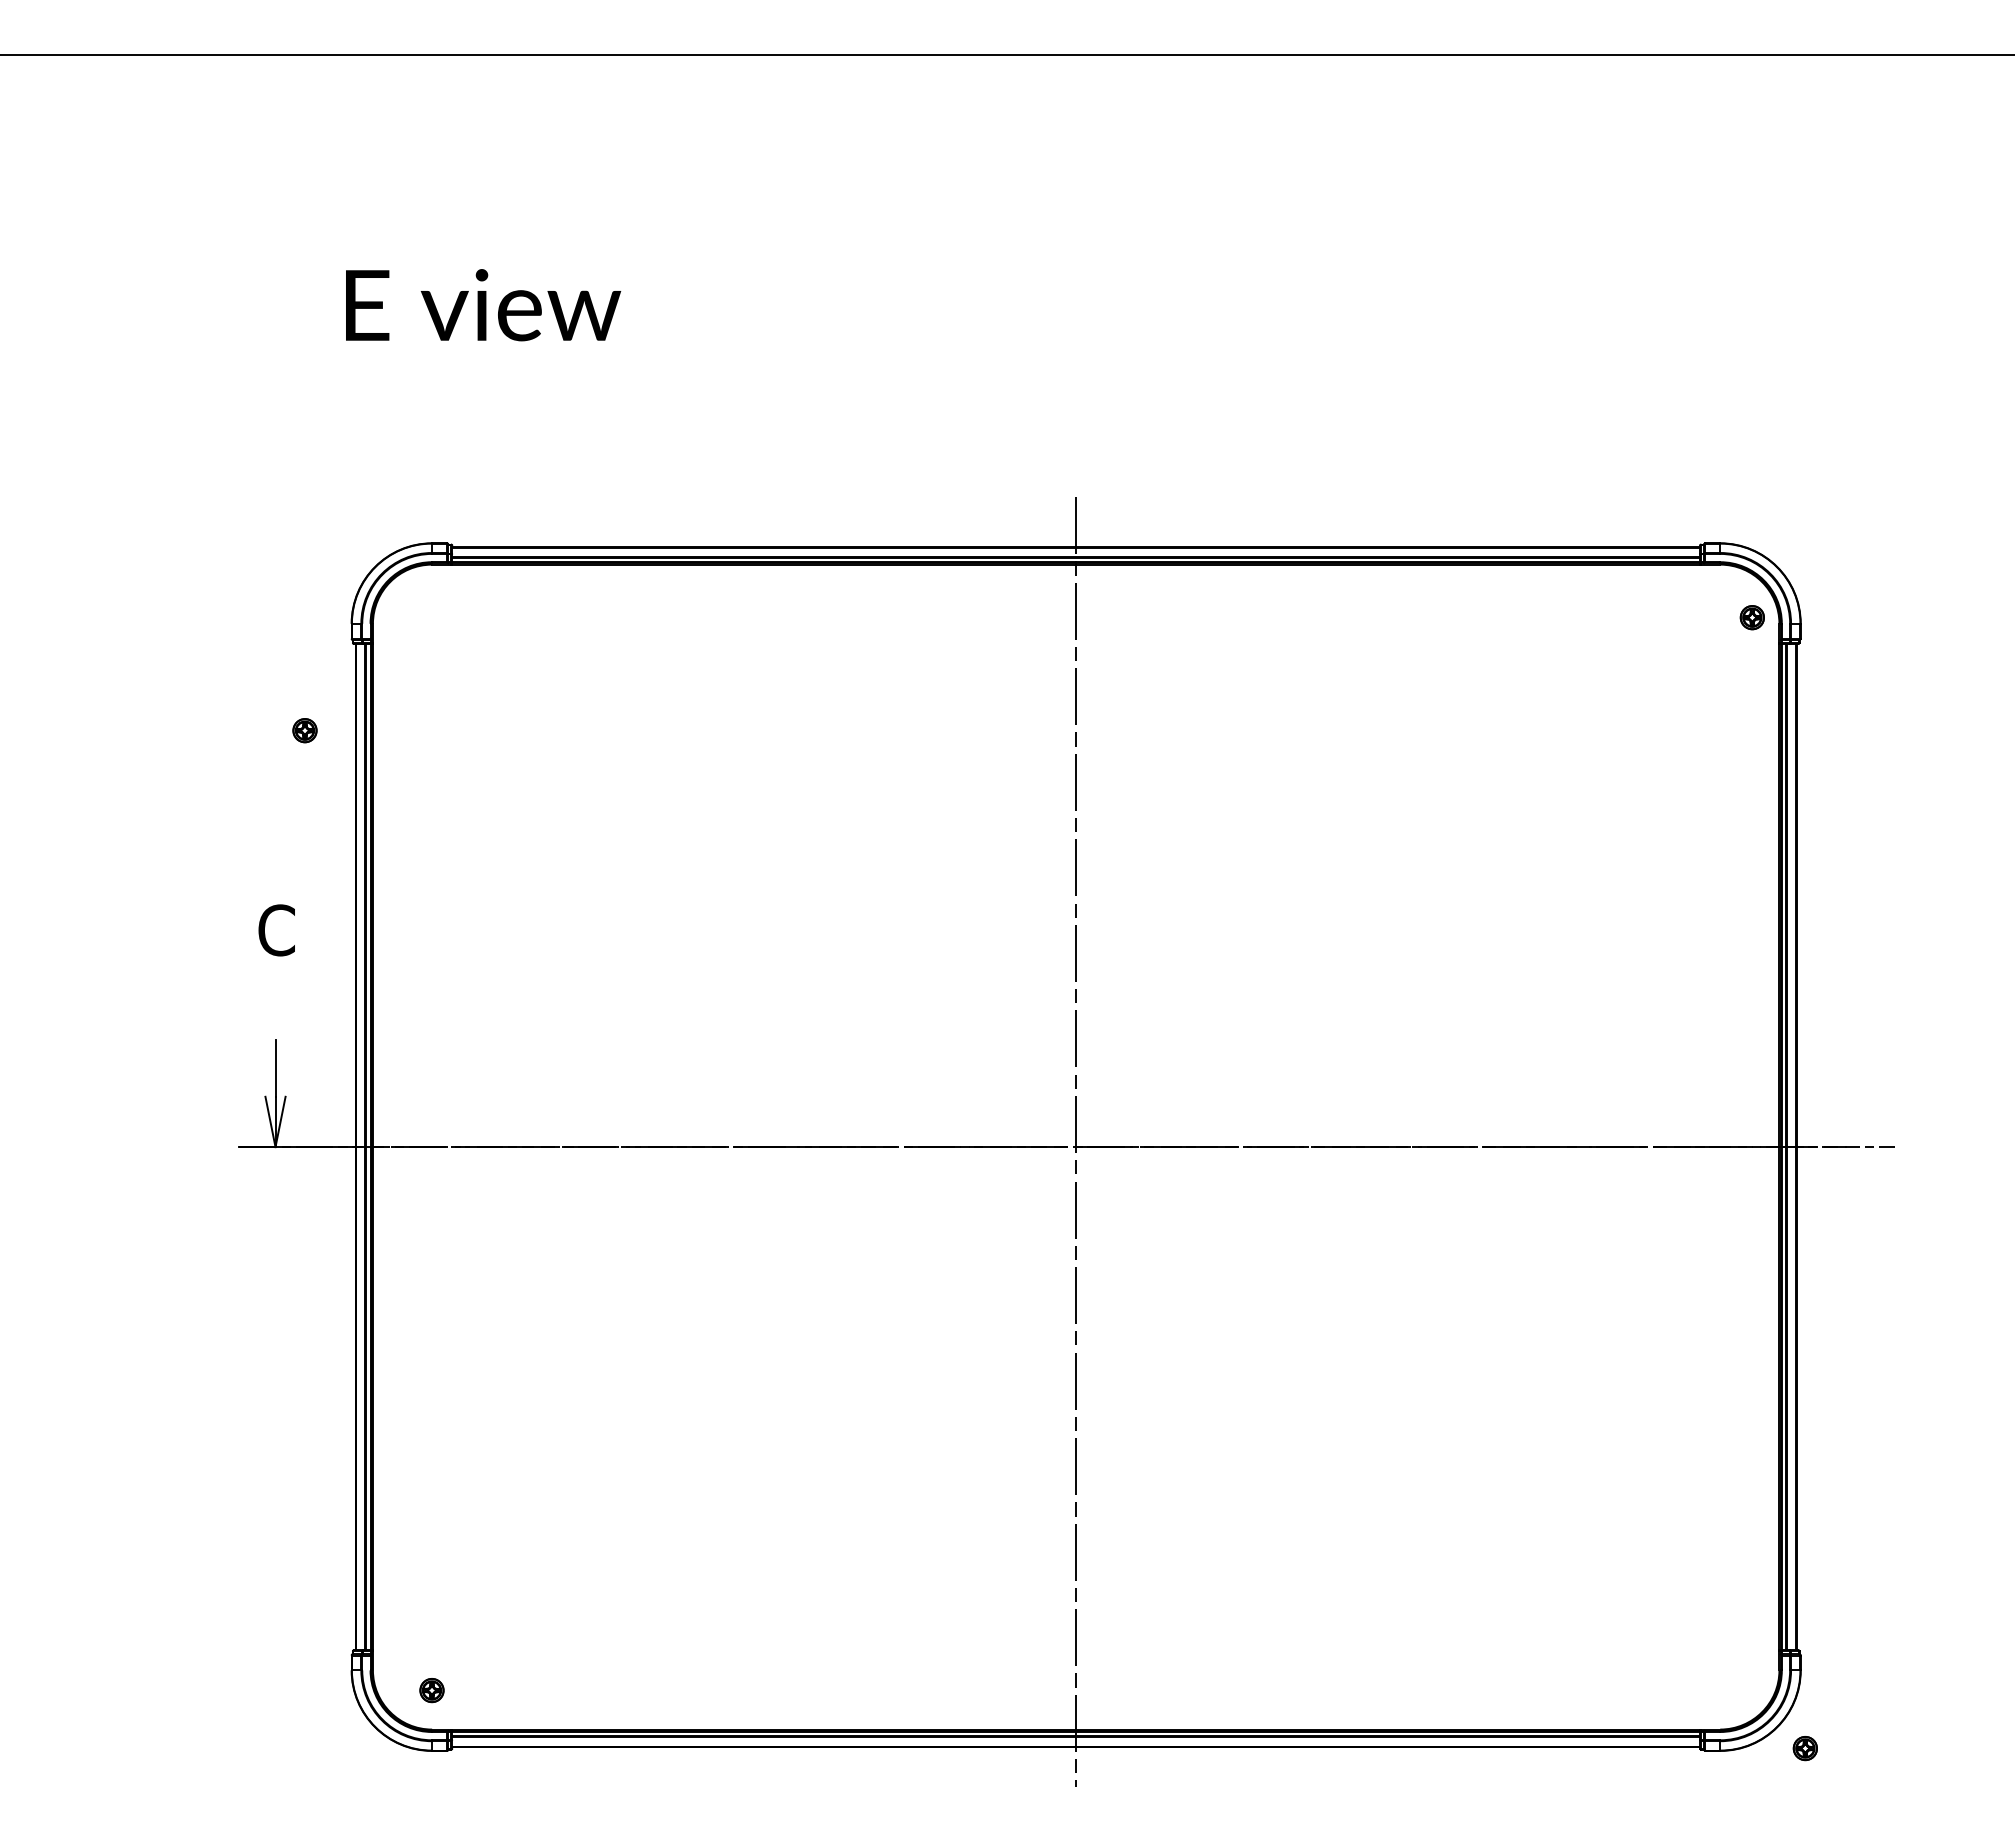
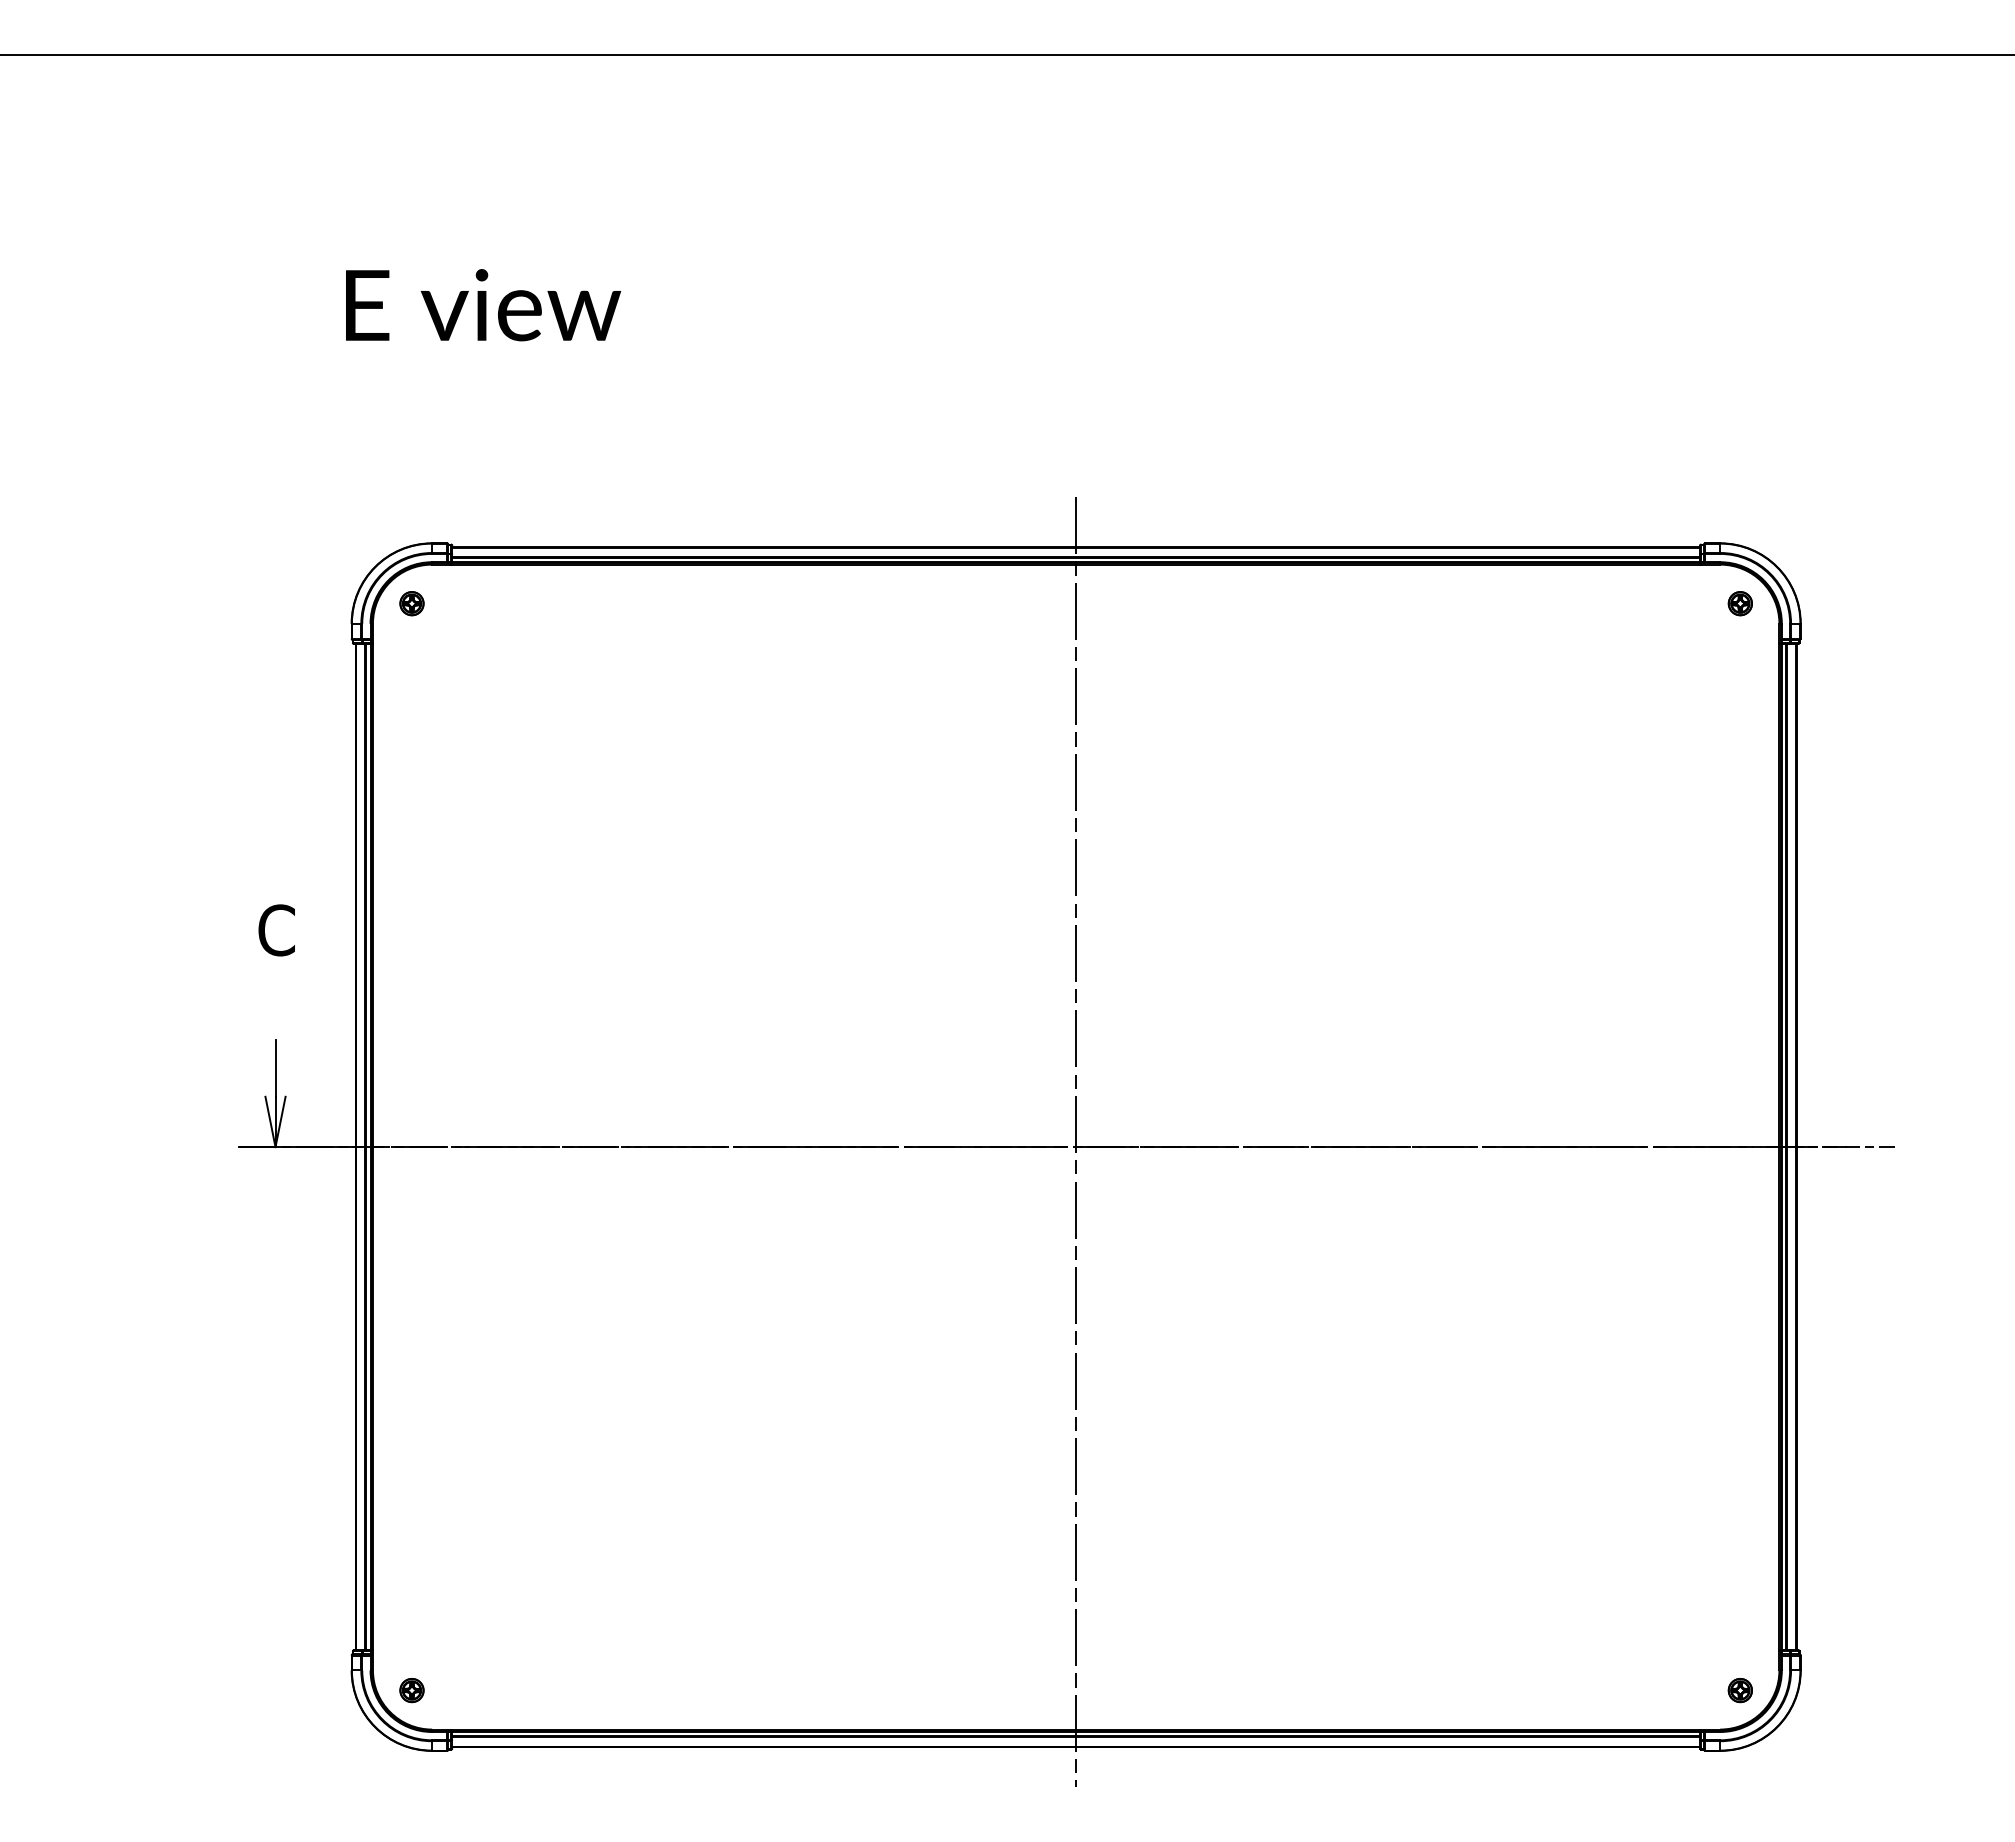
part position: (1751, 617) -> (1739, 603) (1739, 603)
part position: (304, 730) -> (411, 603) (411, 603)
part position: (431, 1690) -> (411, 1690) (411, 1690)
part position: (1804, 1748) -> (1739, 1690) (1739, 1690)
